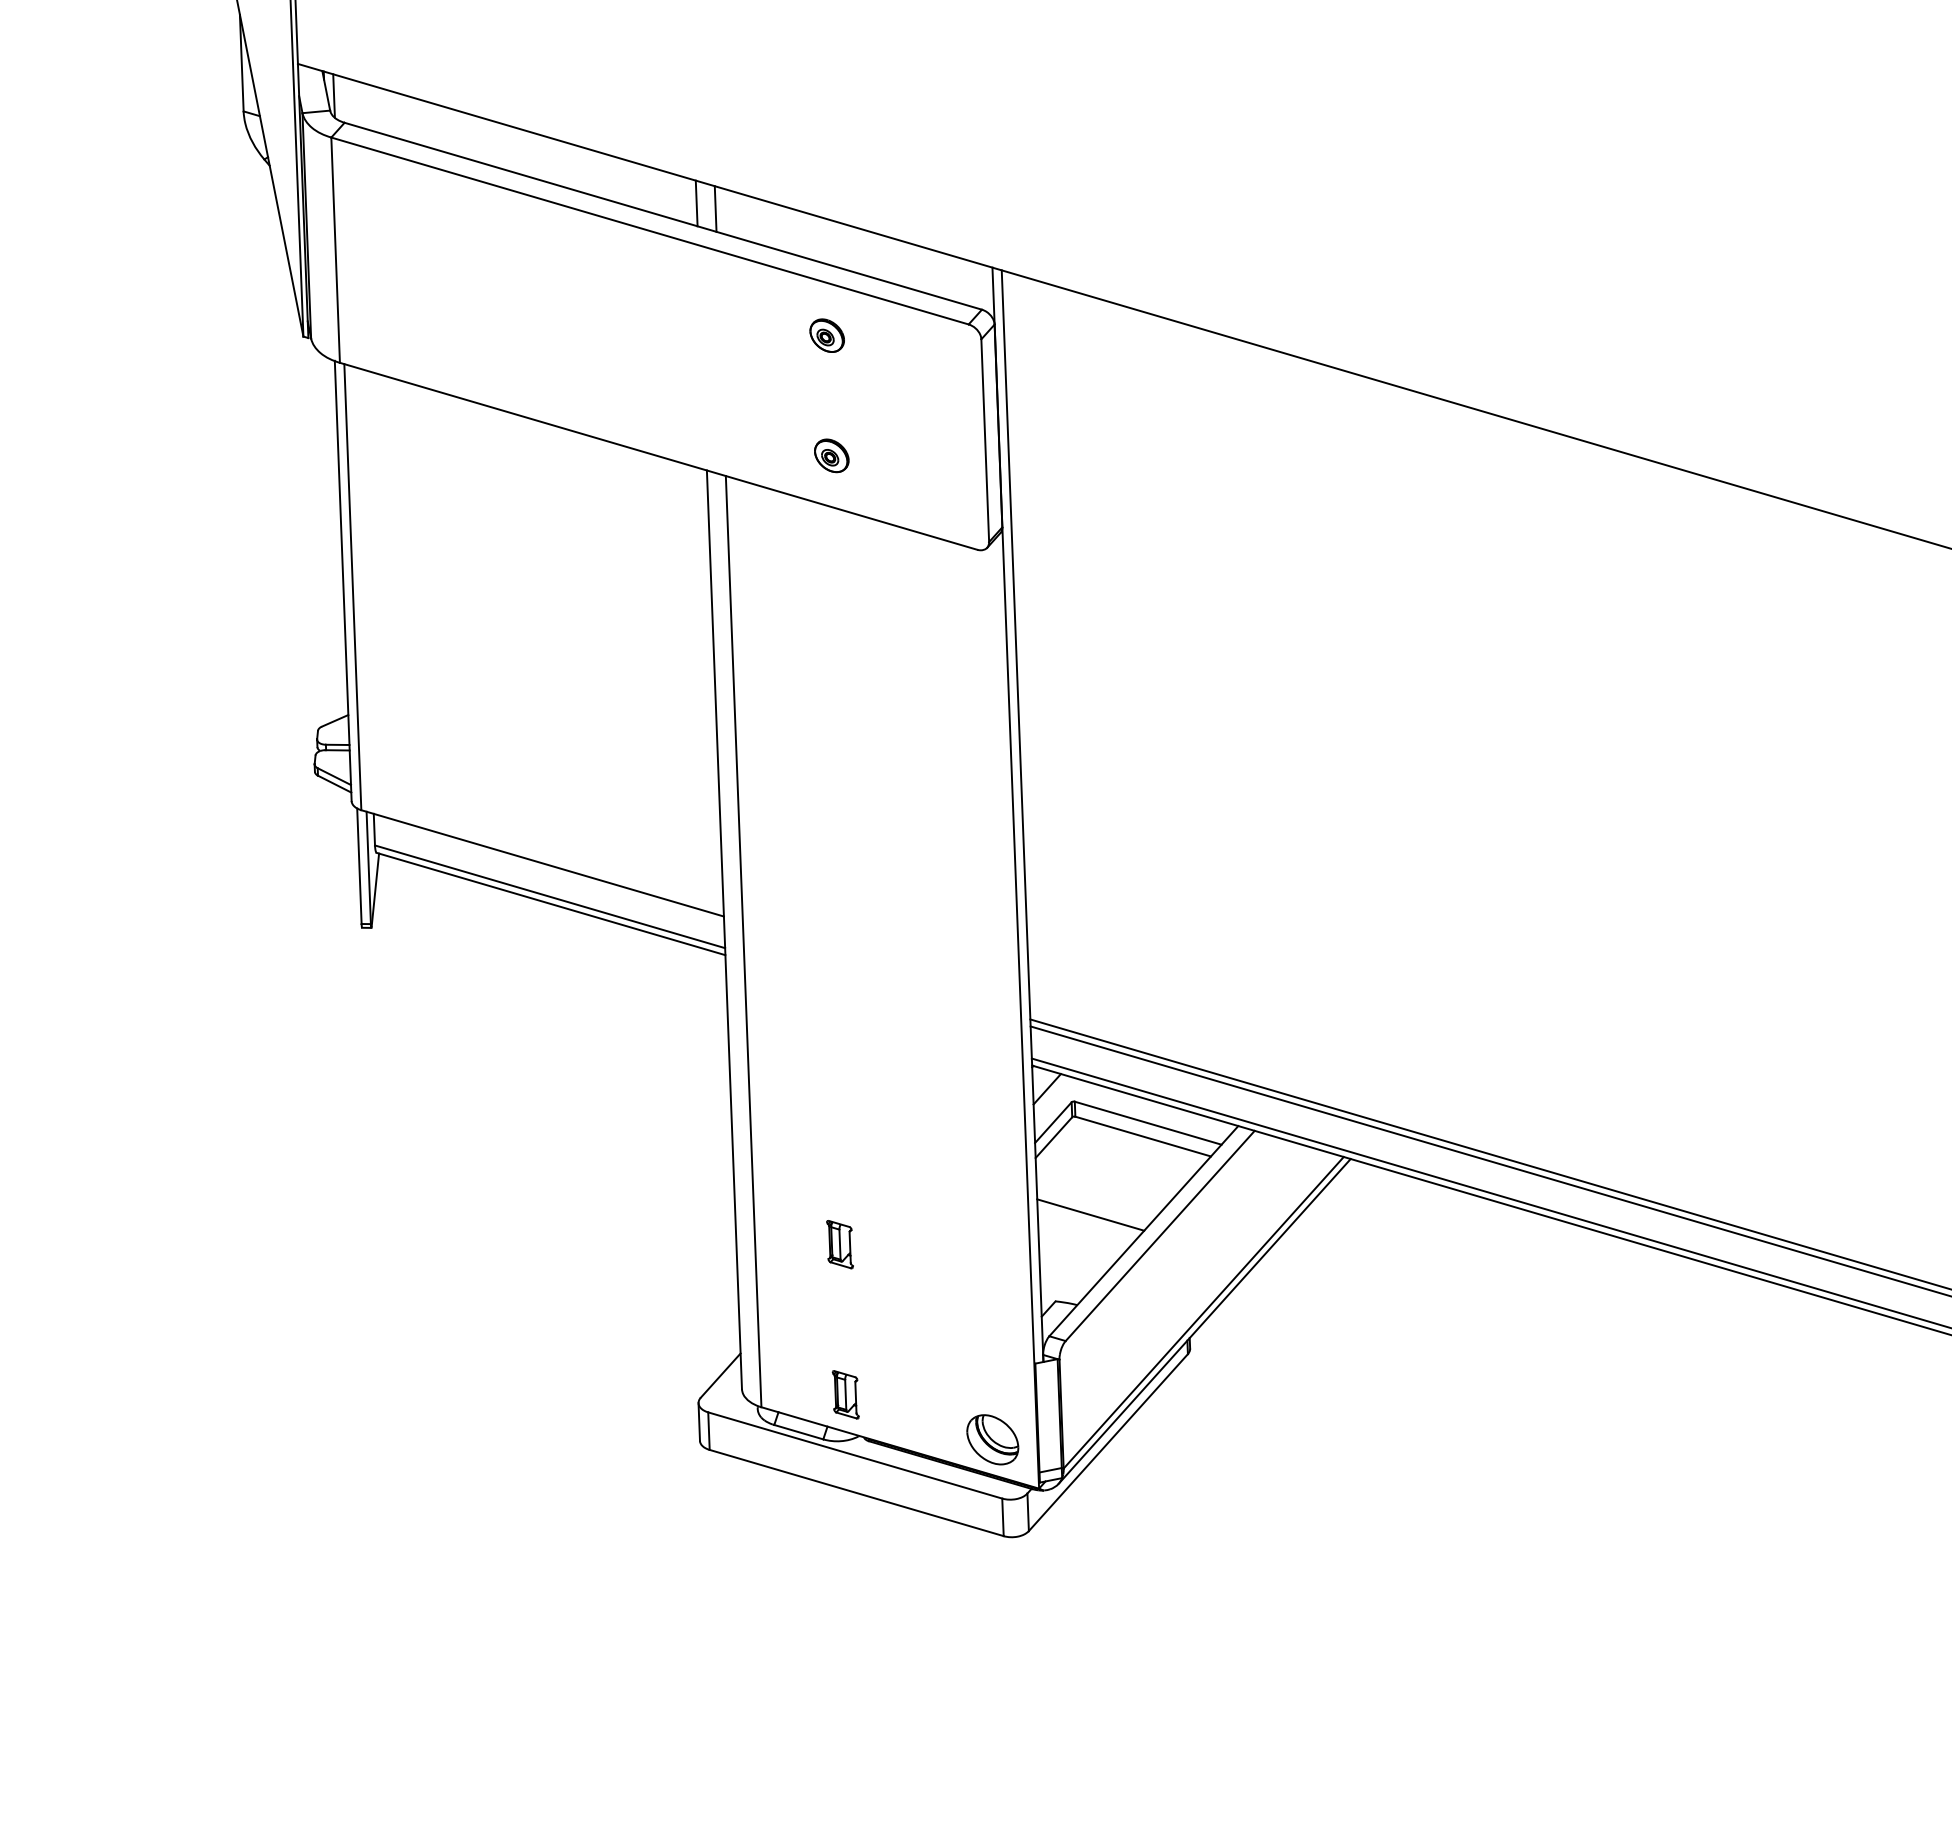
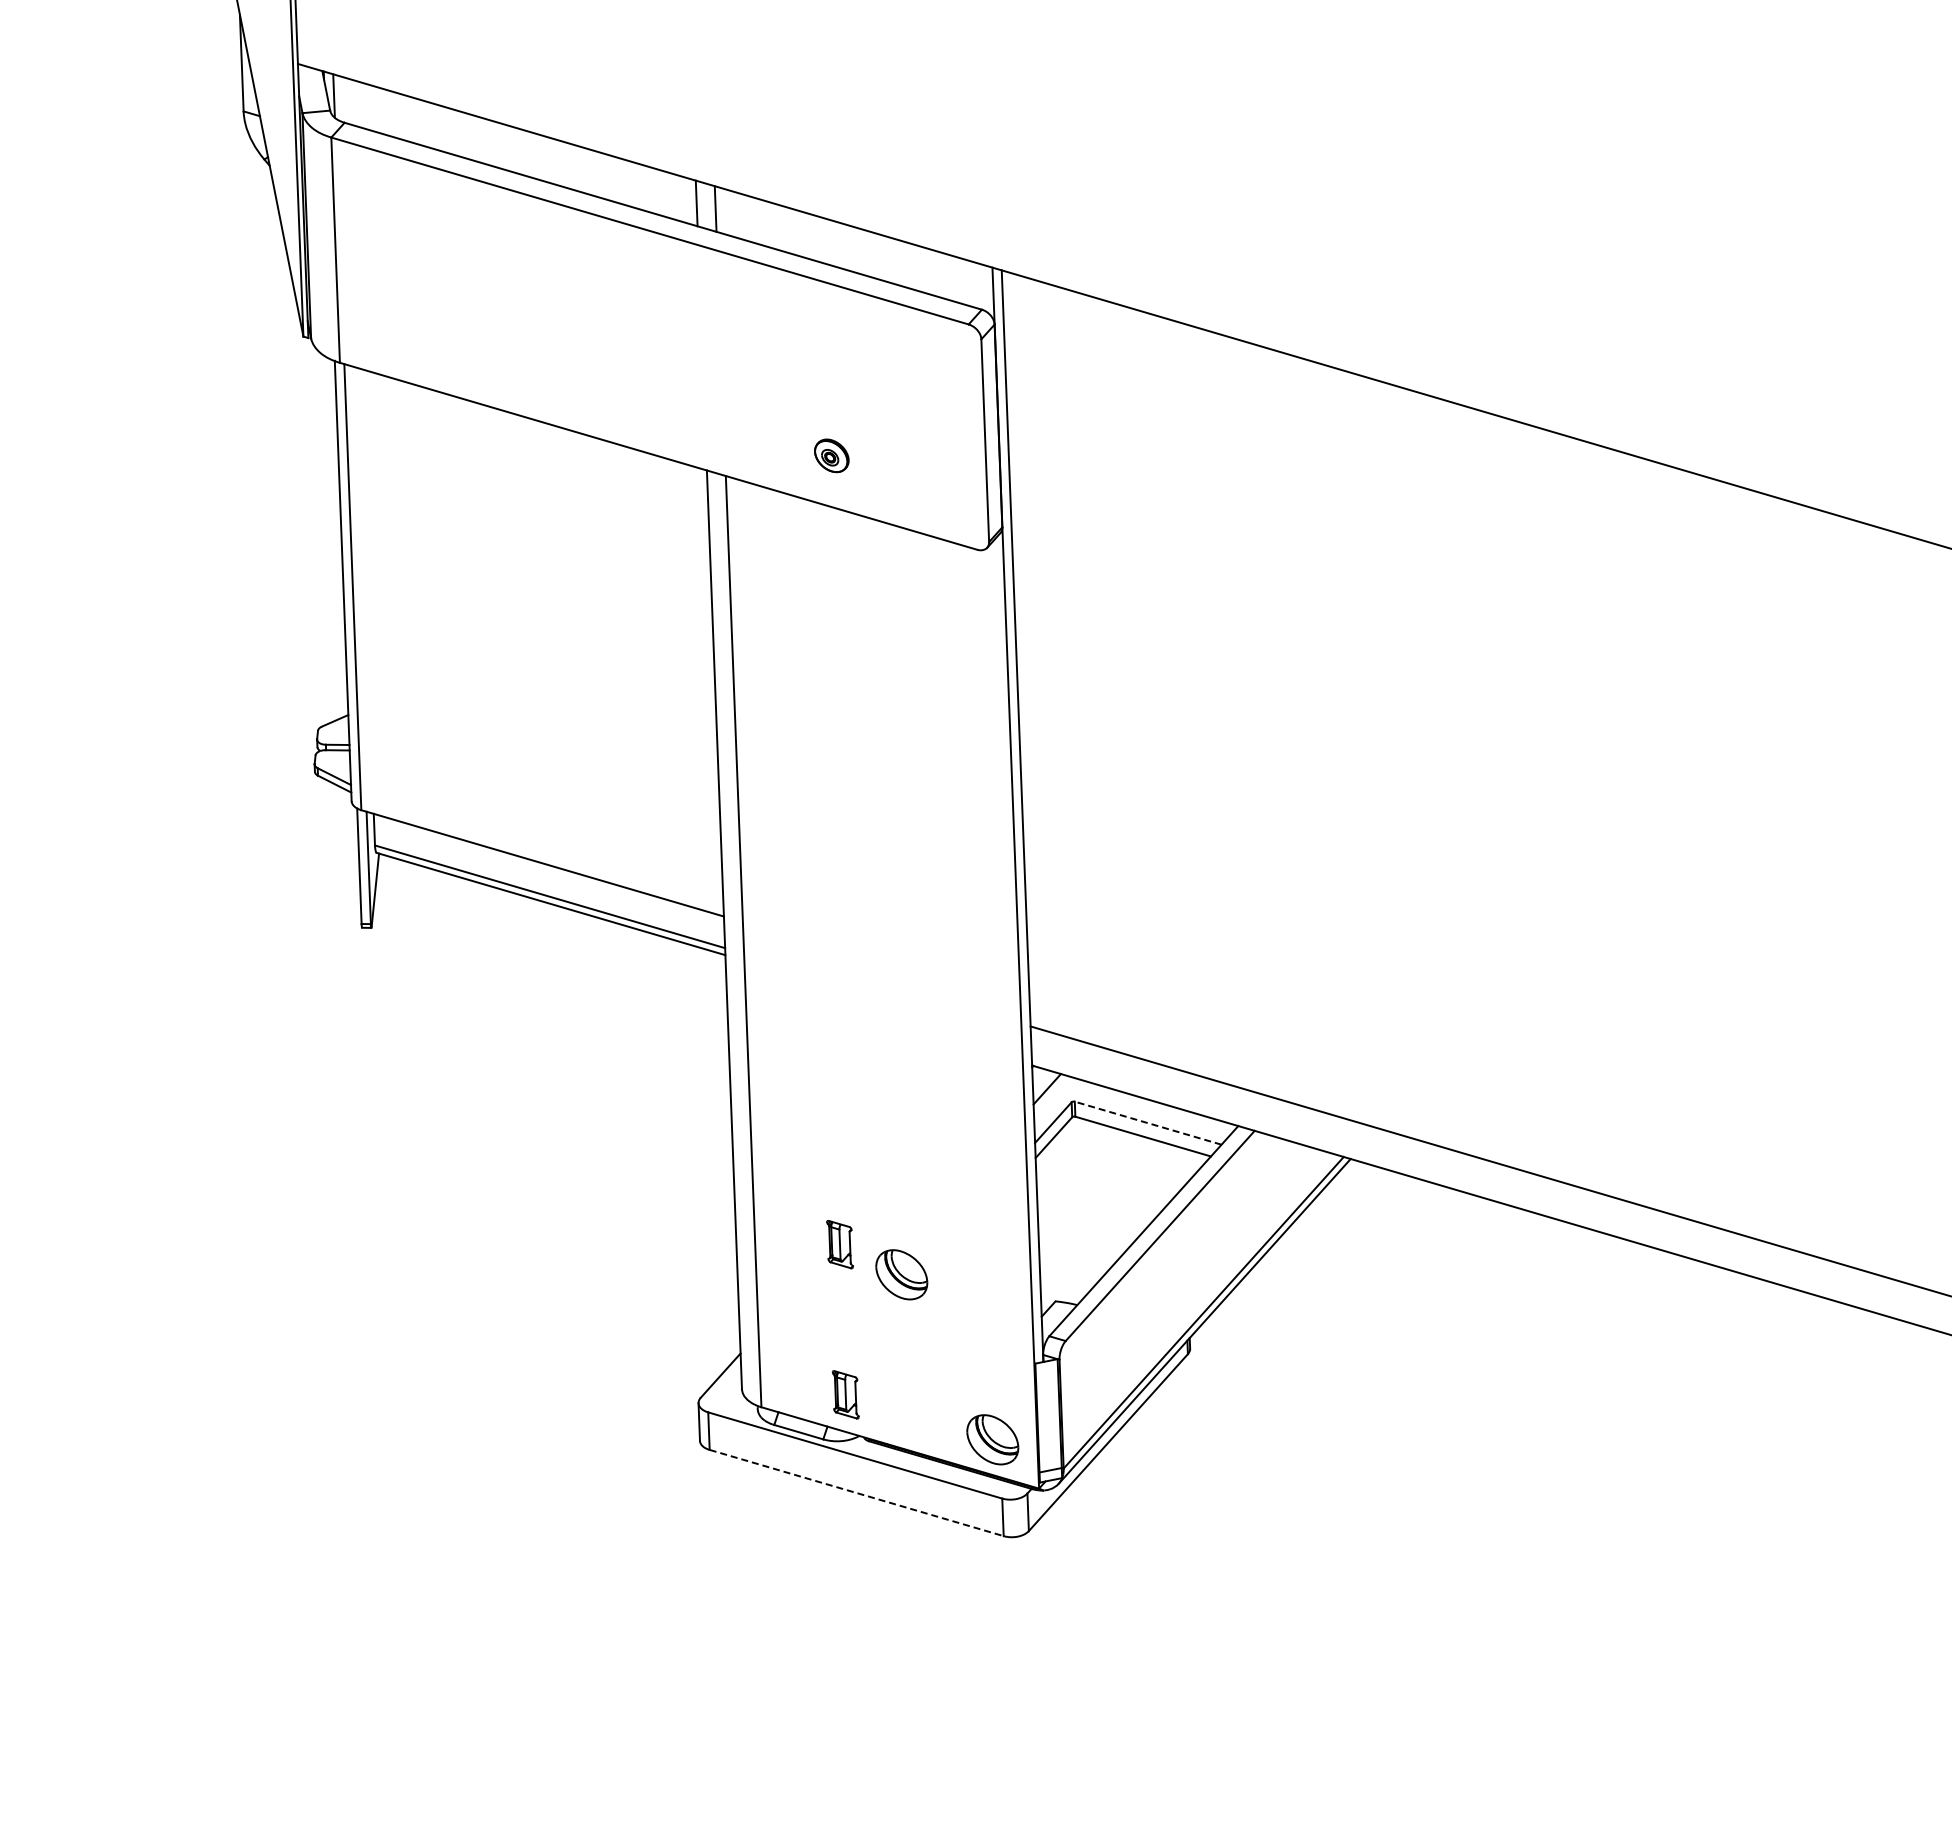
part: present -> none (826, 335)
line: solid -> dashed (1147, 1123)
line: present -> none (1489, 1153)
line: present -> none (1489, 1192)
line: present -> none (1090, 1214)
part: none -> present (901, 1274)
line: solid -> dashed (857, 1493)
